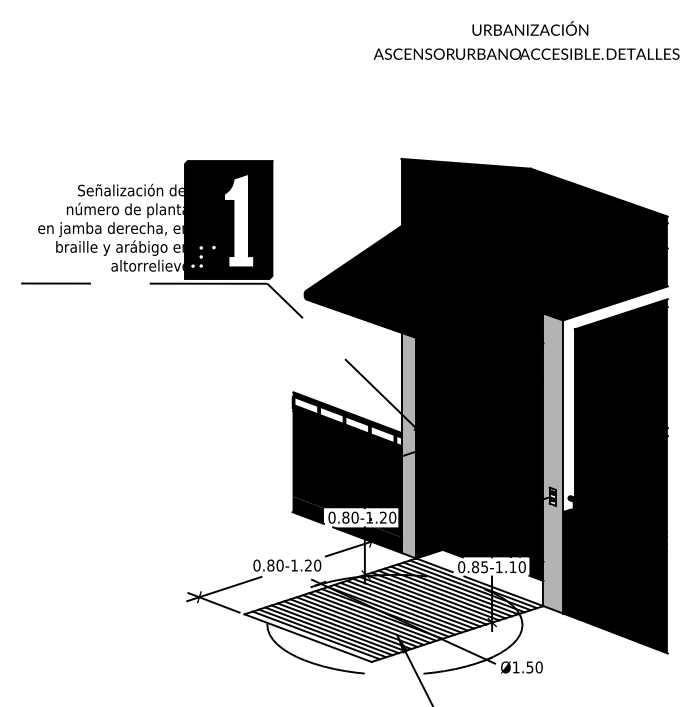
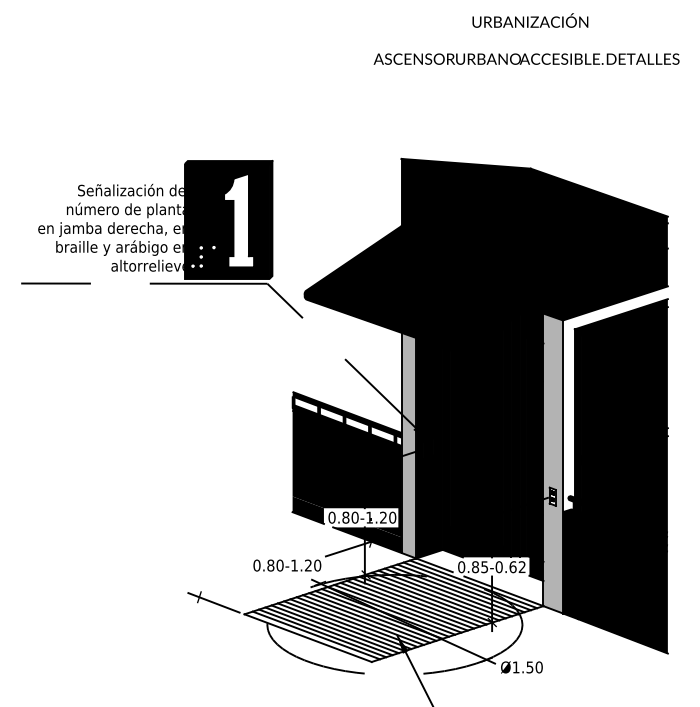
text position: (530, 28) -> (530, 20) (530, 20)
text position: (526, 53) -> (526, 58) (526, 58)
text: 0.85-1.10 -> 0.85-0.62 (510, 567)
line: present -> none (224, 589)
